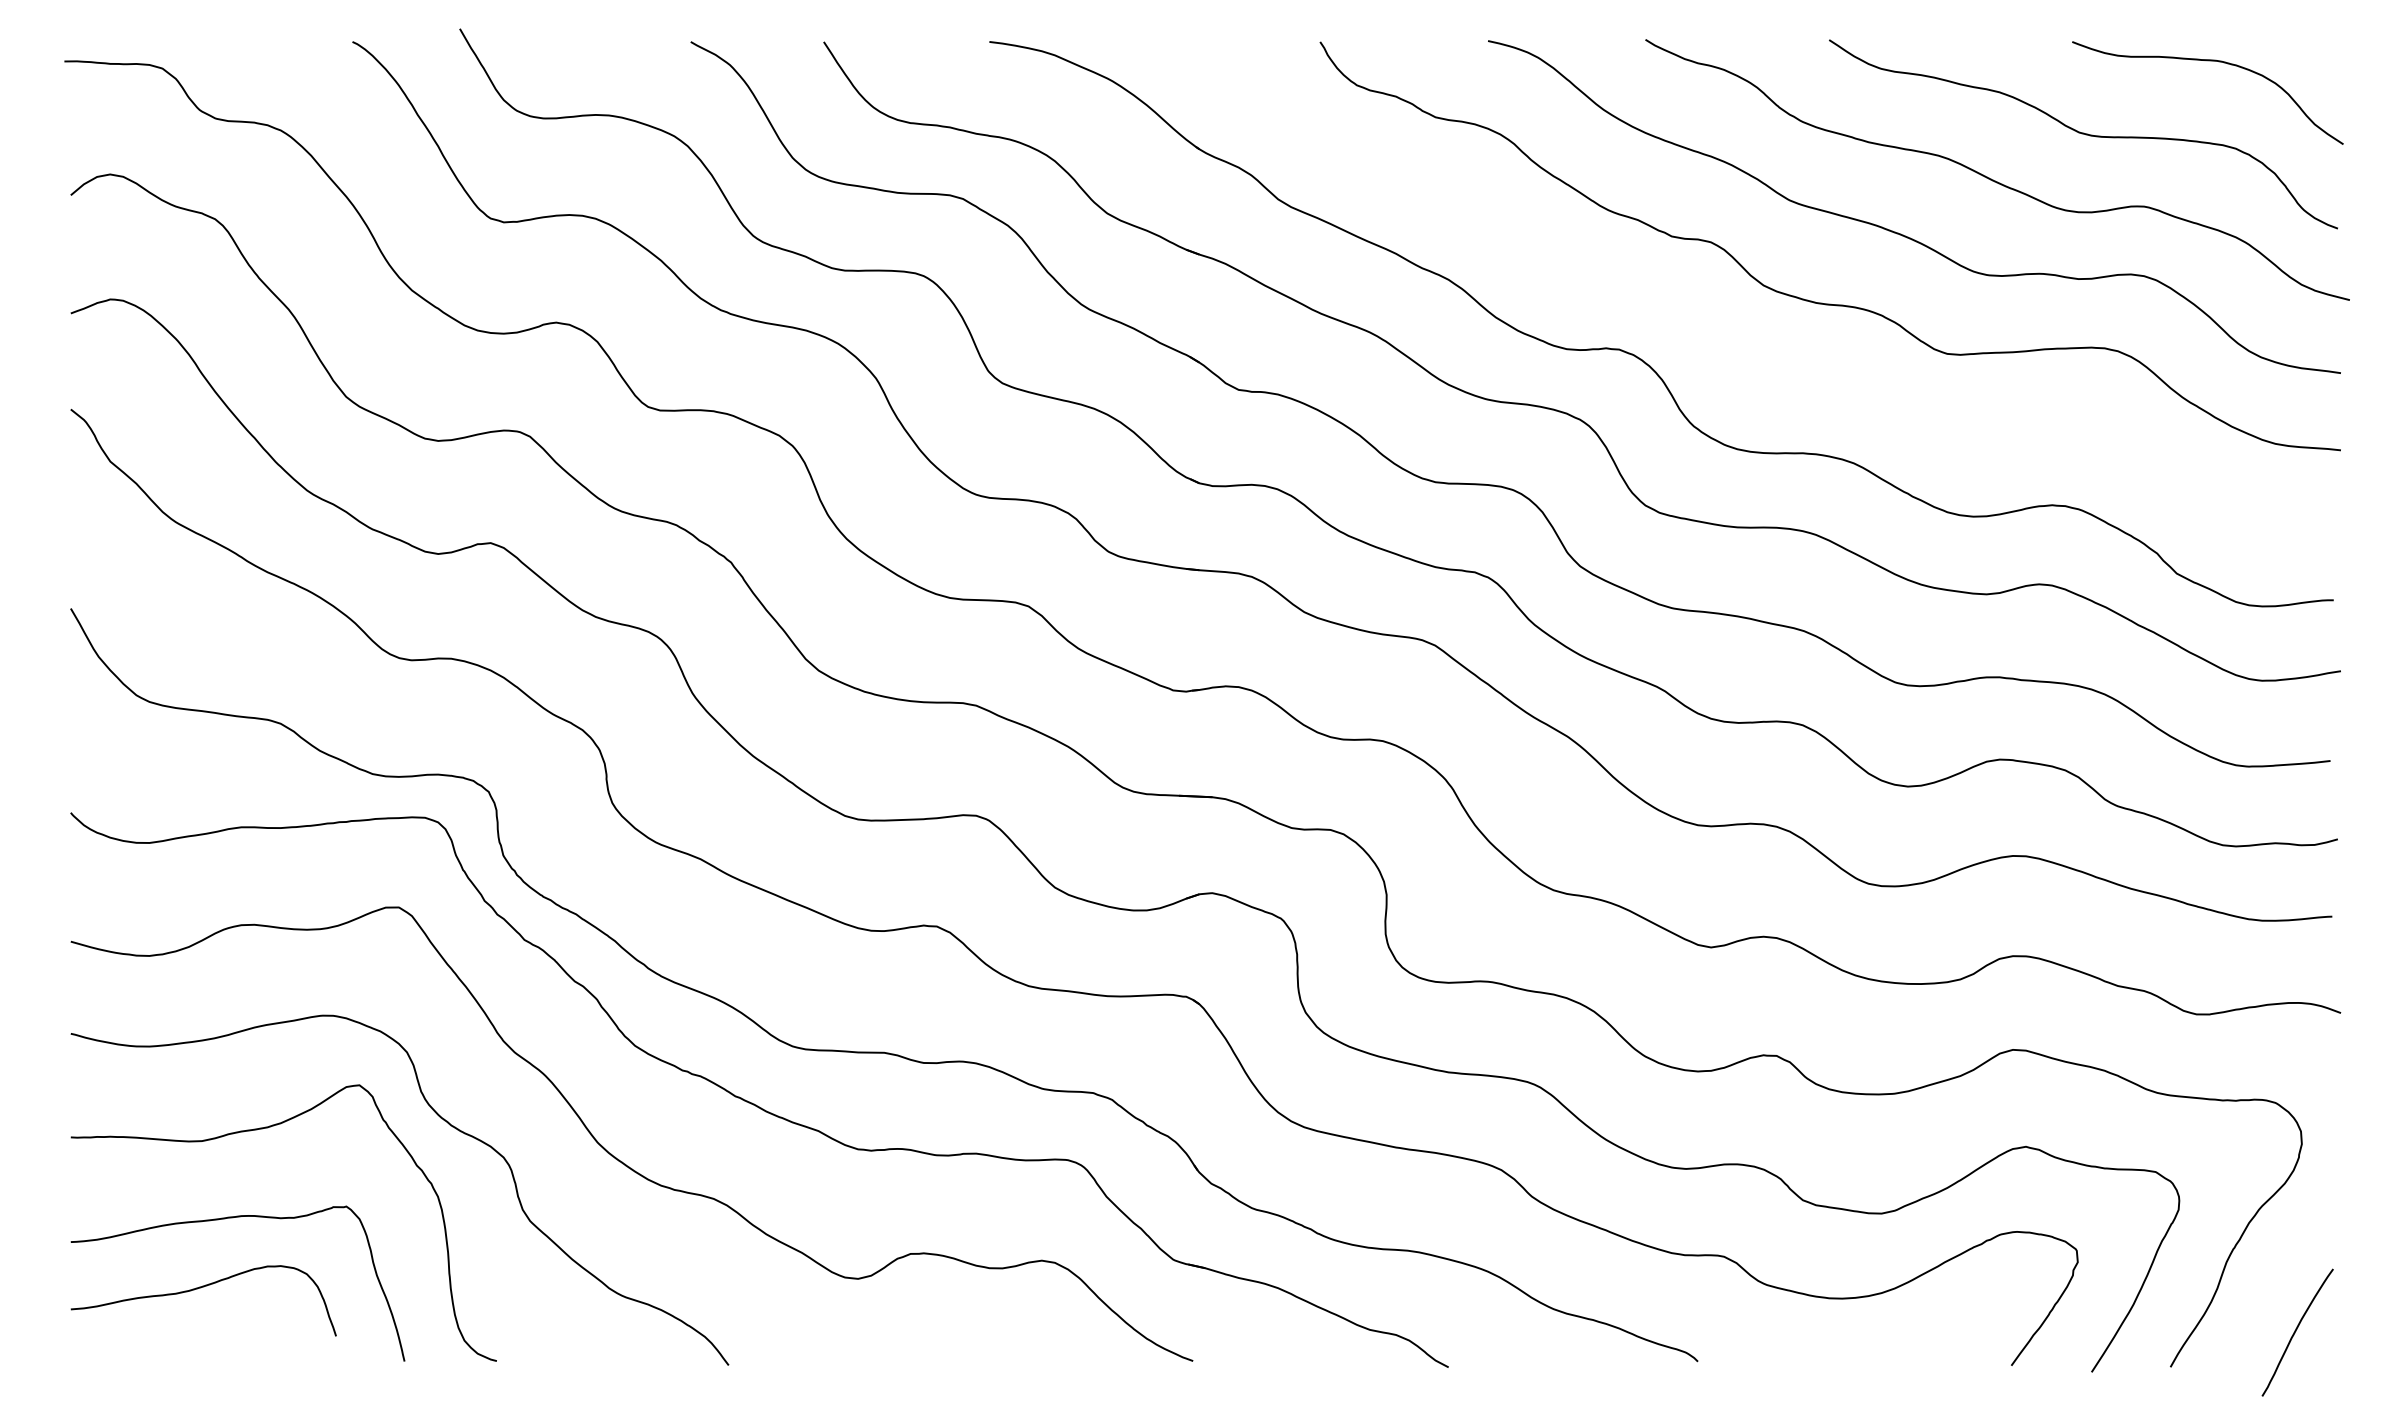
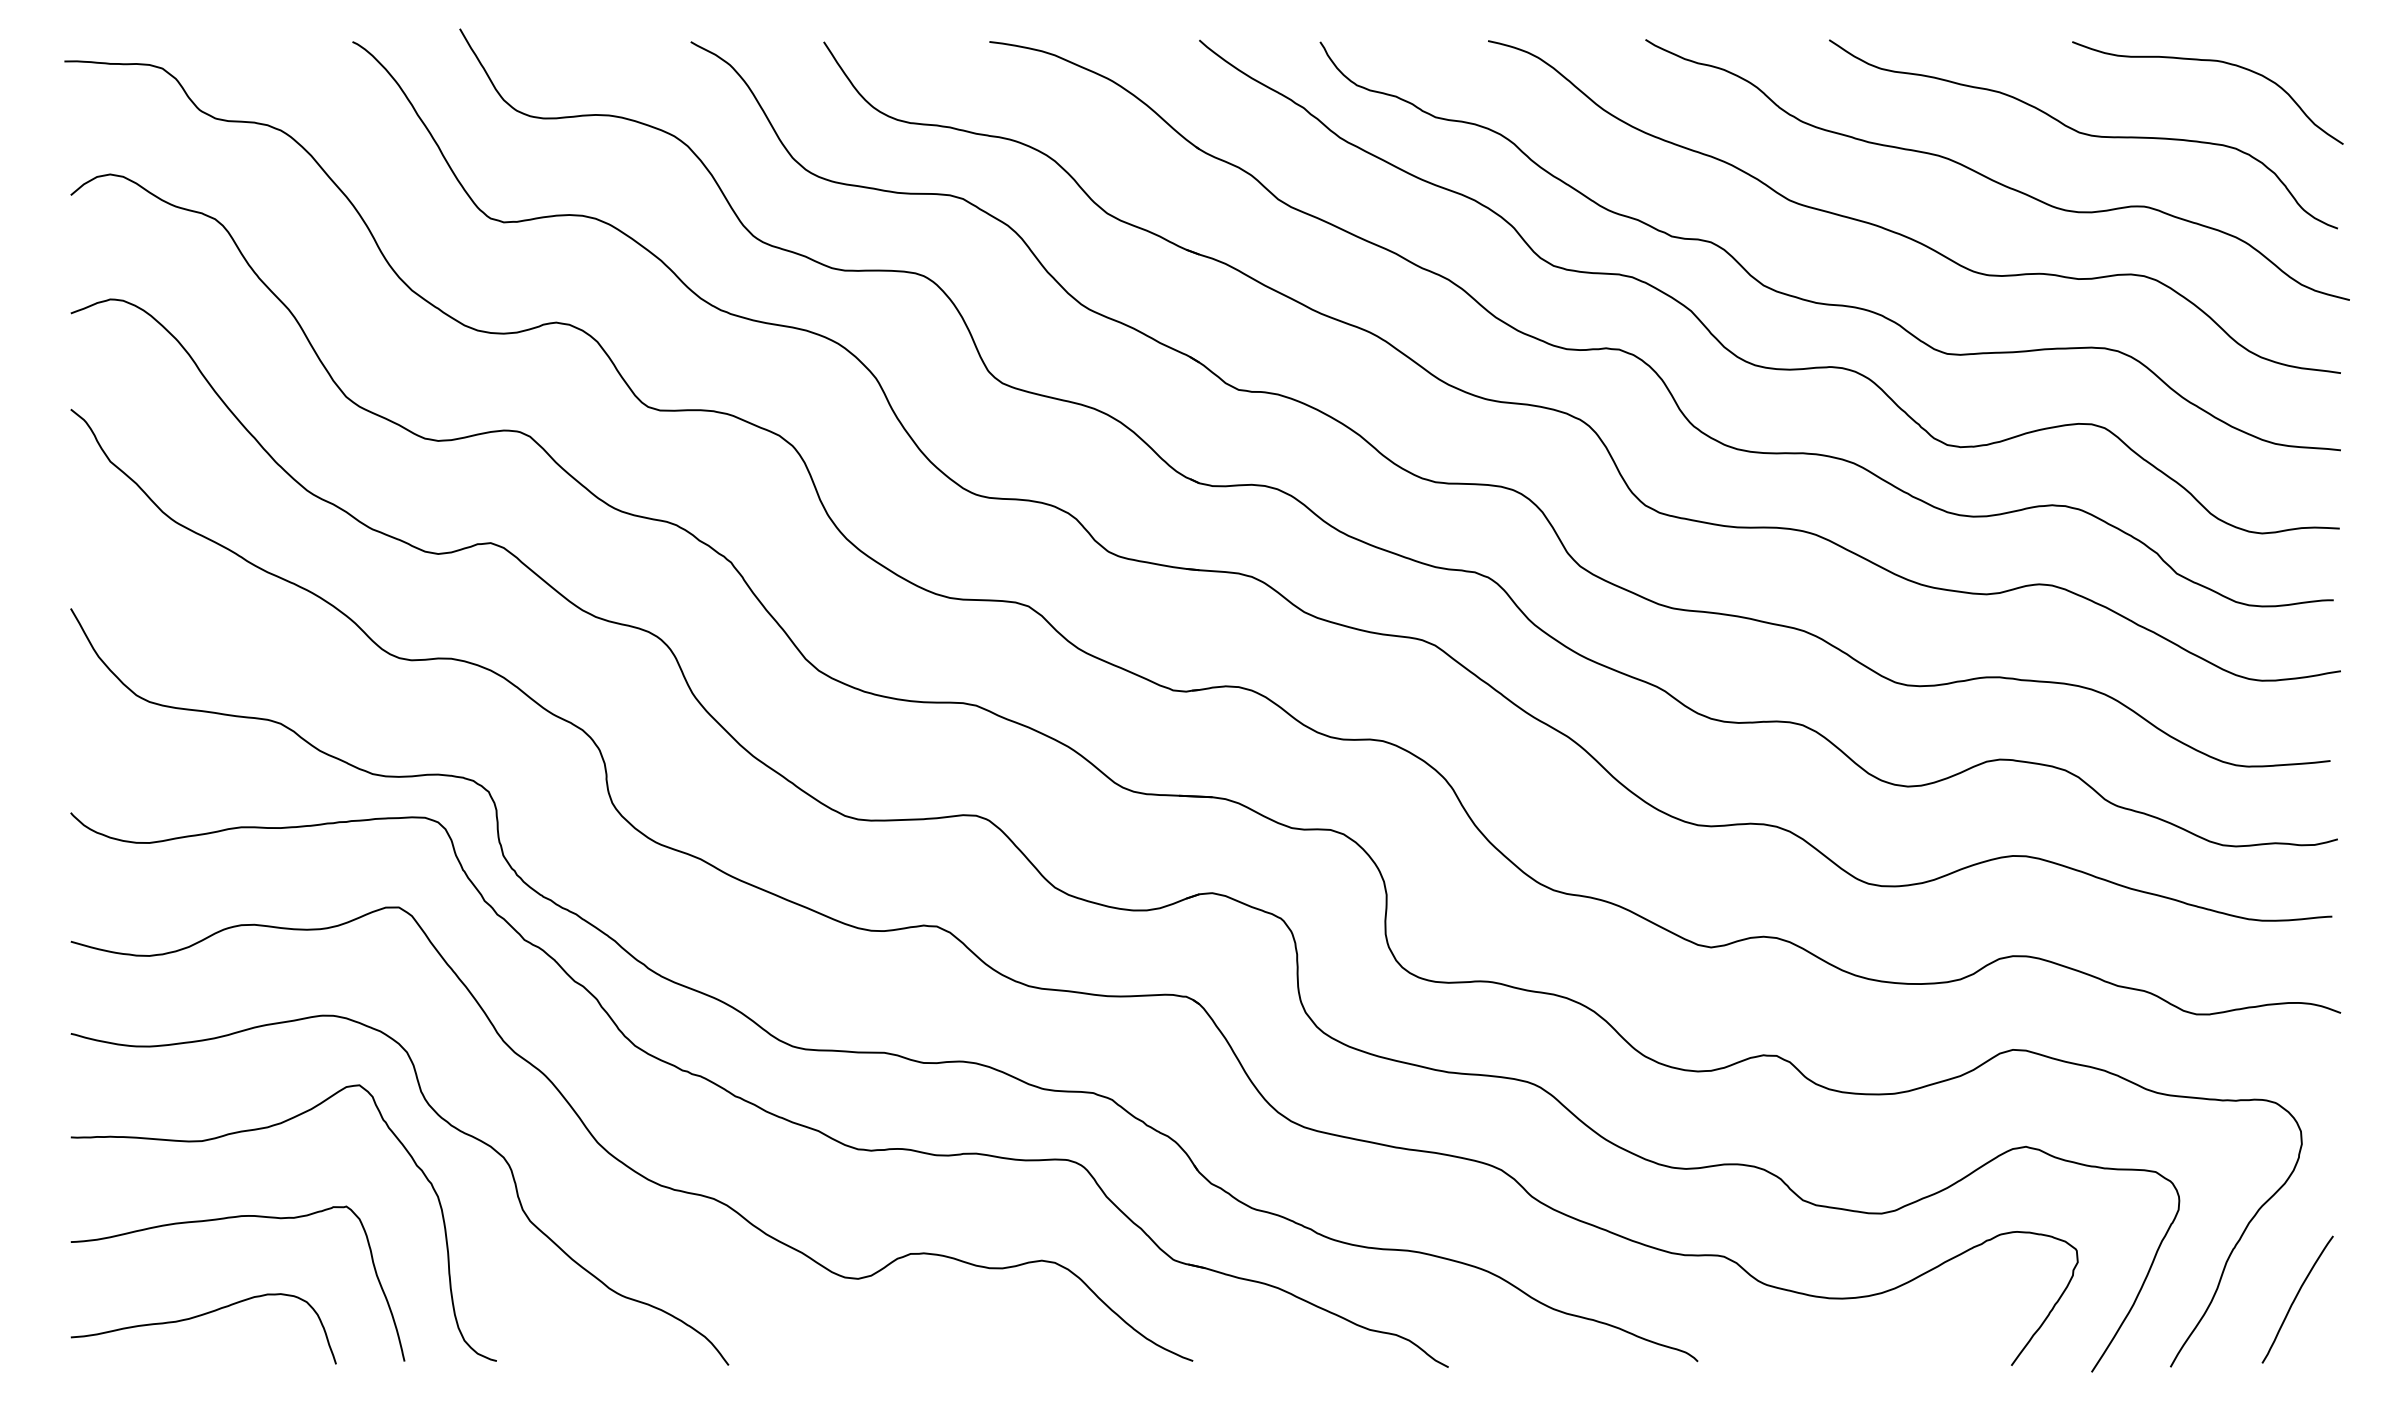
curve: none -> present (1717, 338)
curve position: (200, 1288) -> (200, 1316) (200, 1316)
curve position: (2296, 1331) -> (2296, 1298) (2296, 1298)
